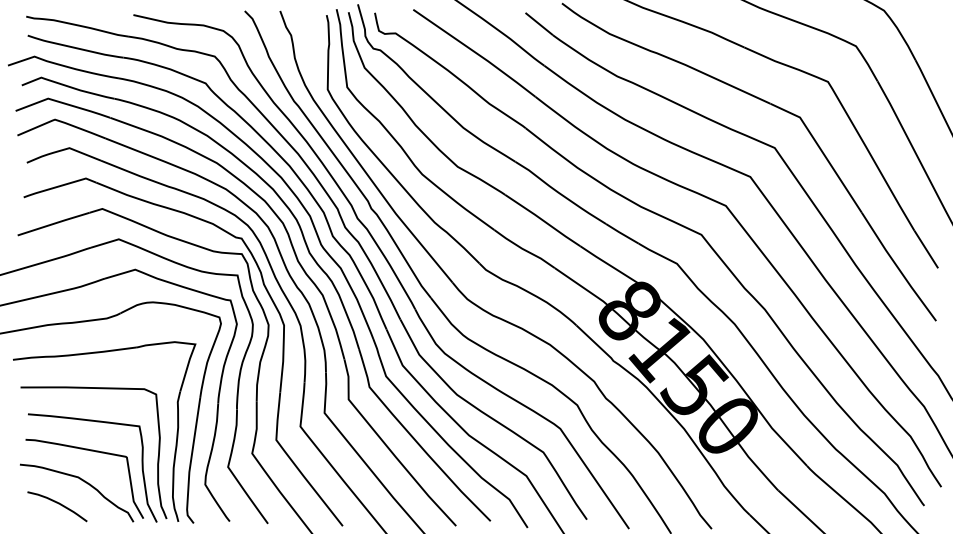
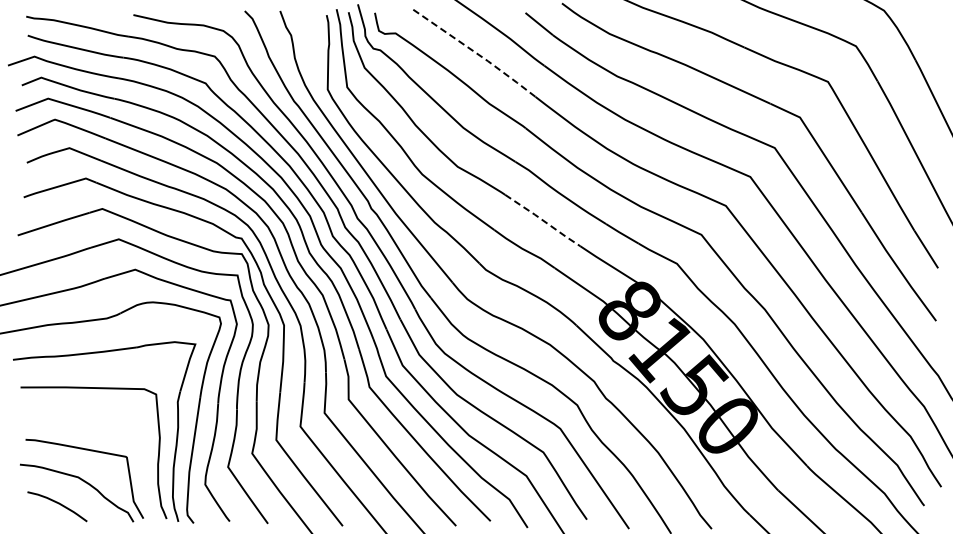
line: solid -> dashed (476, 53)
line: solid -> dashed (543, 220)
curve: present -> none (96, 422)
